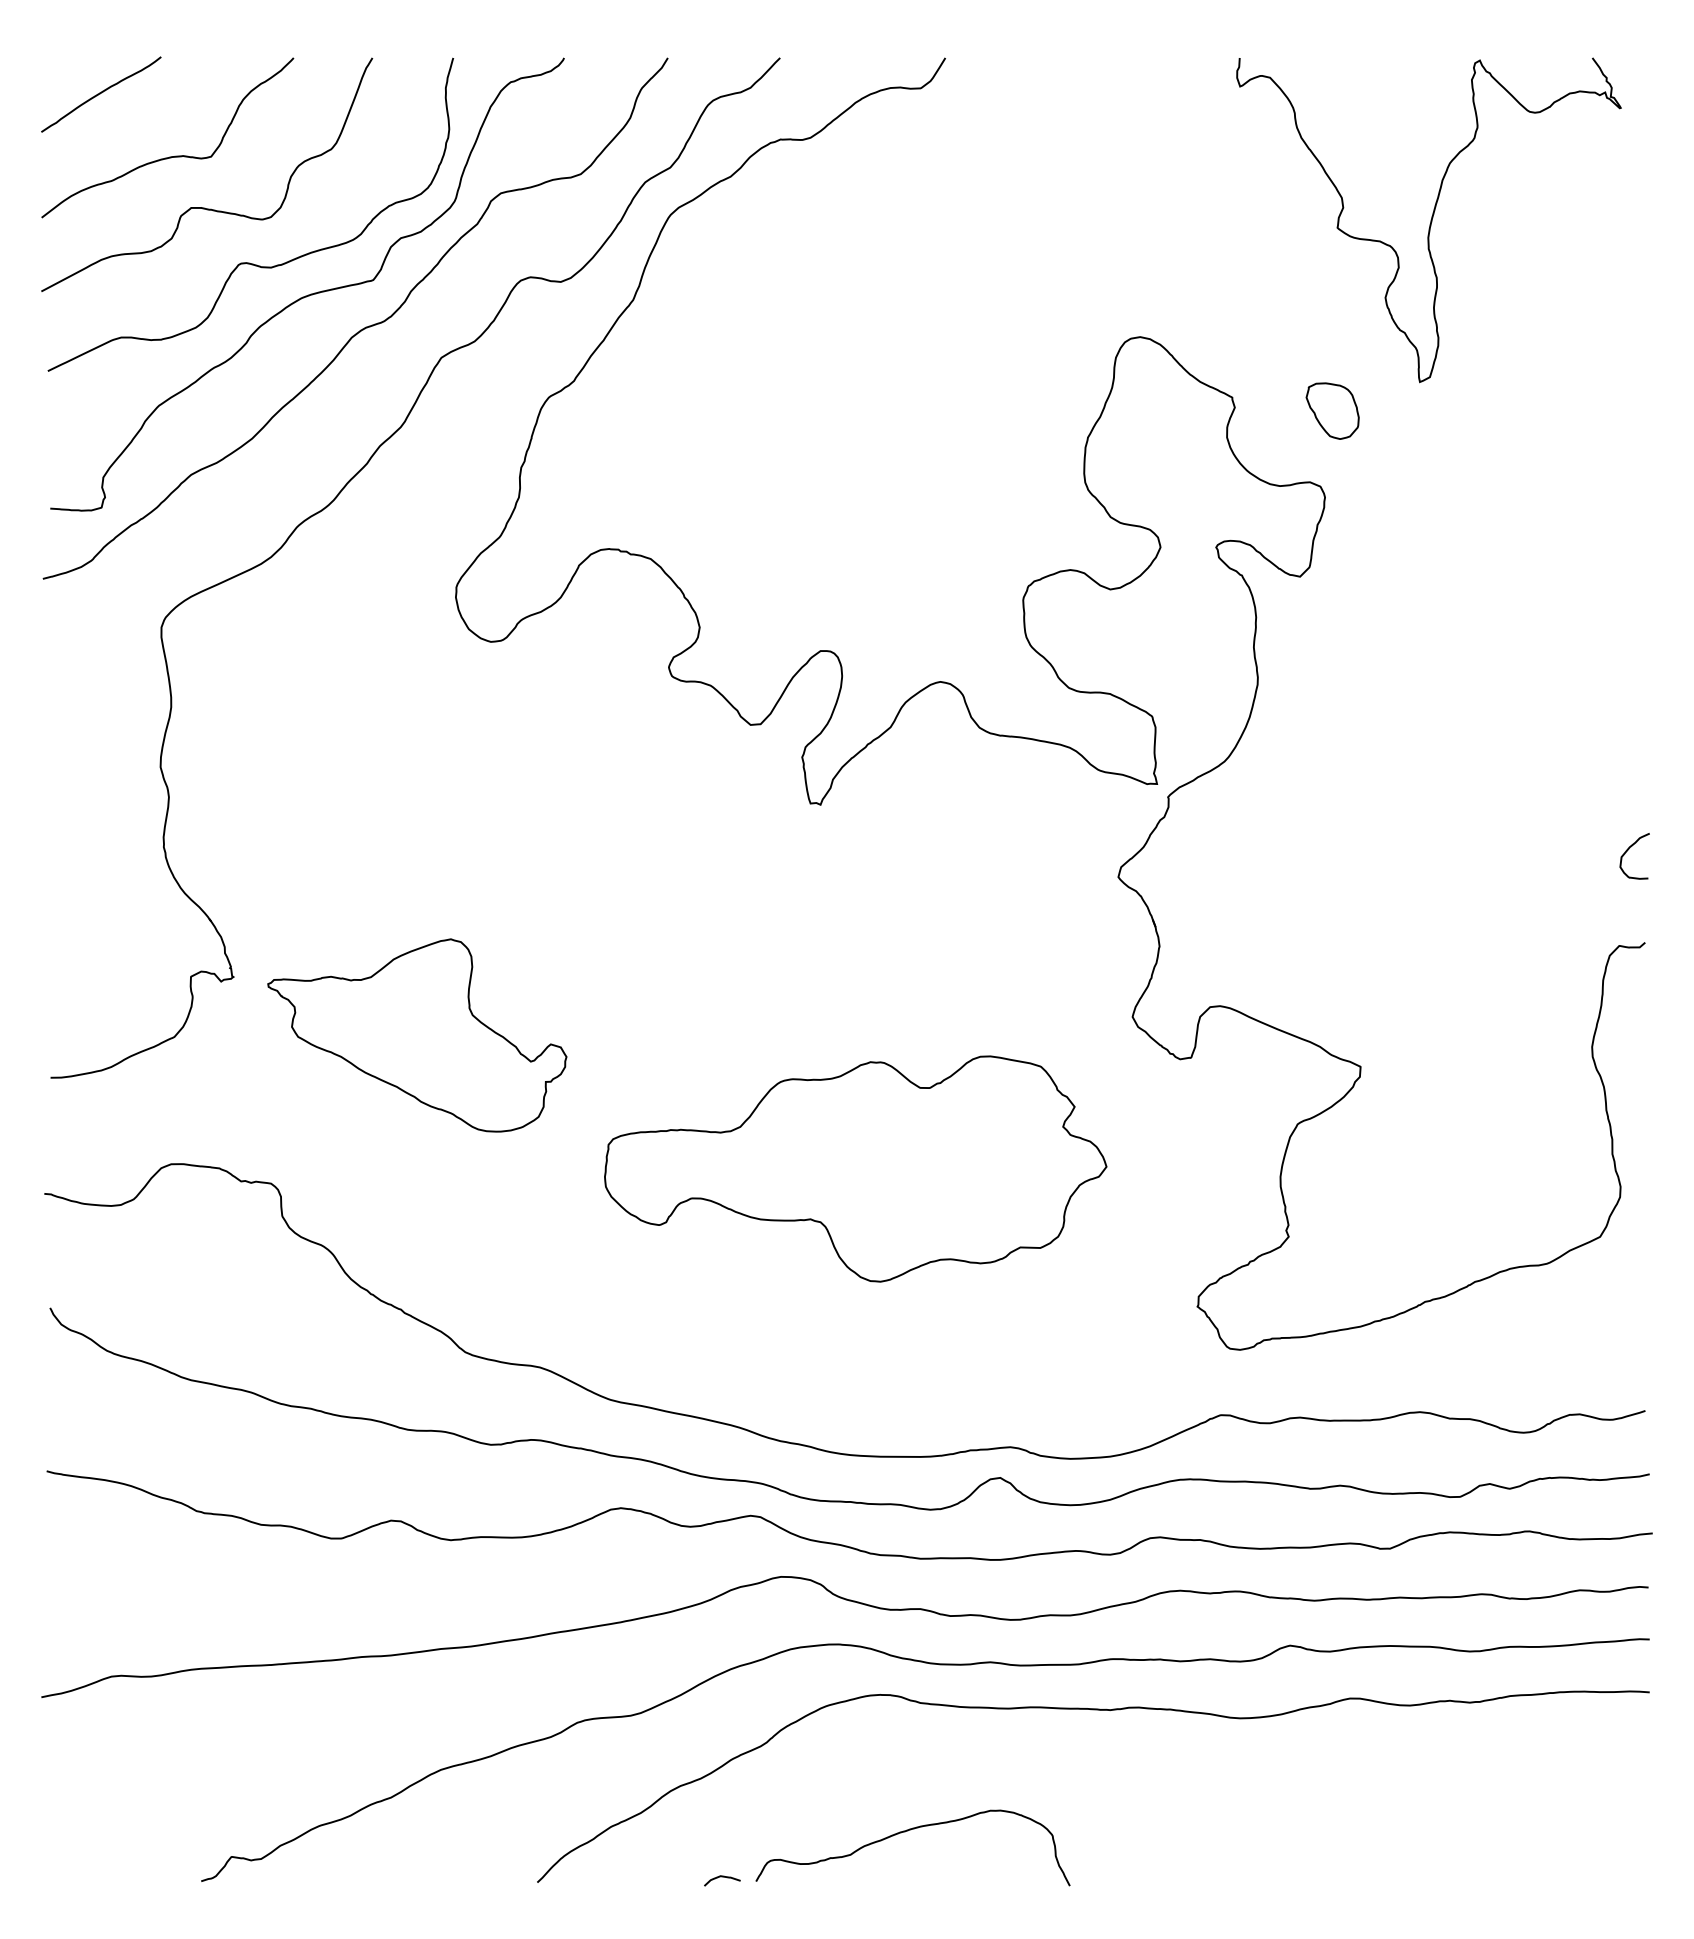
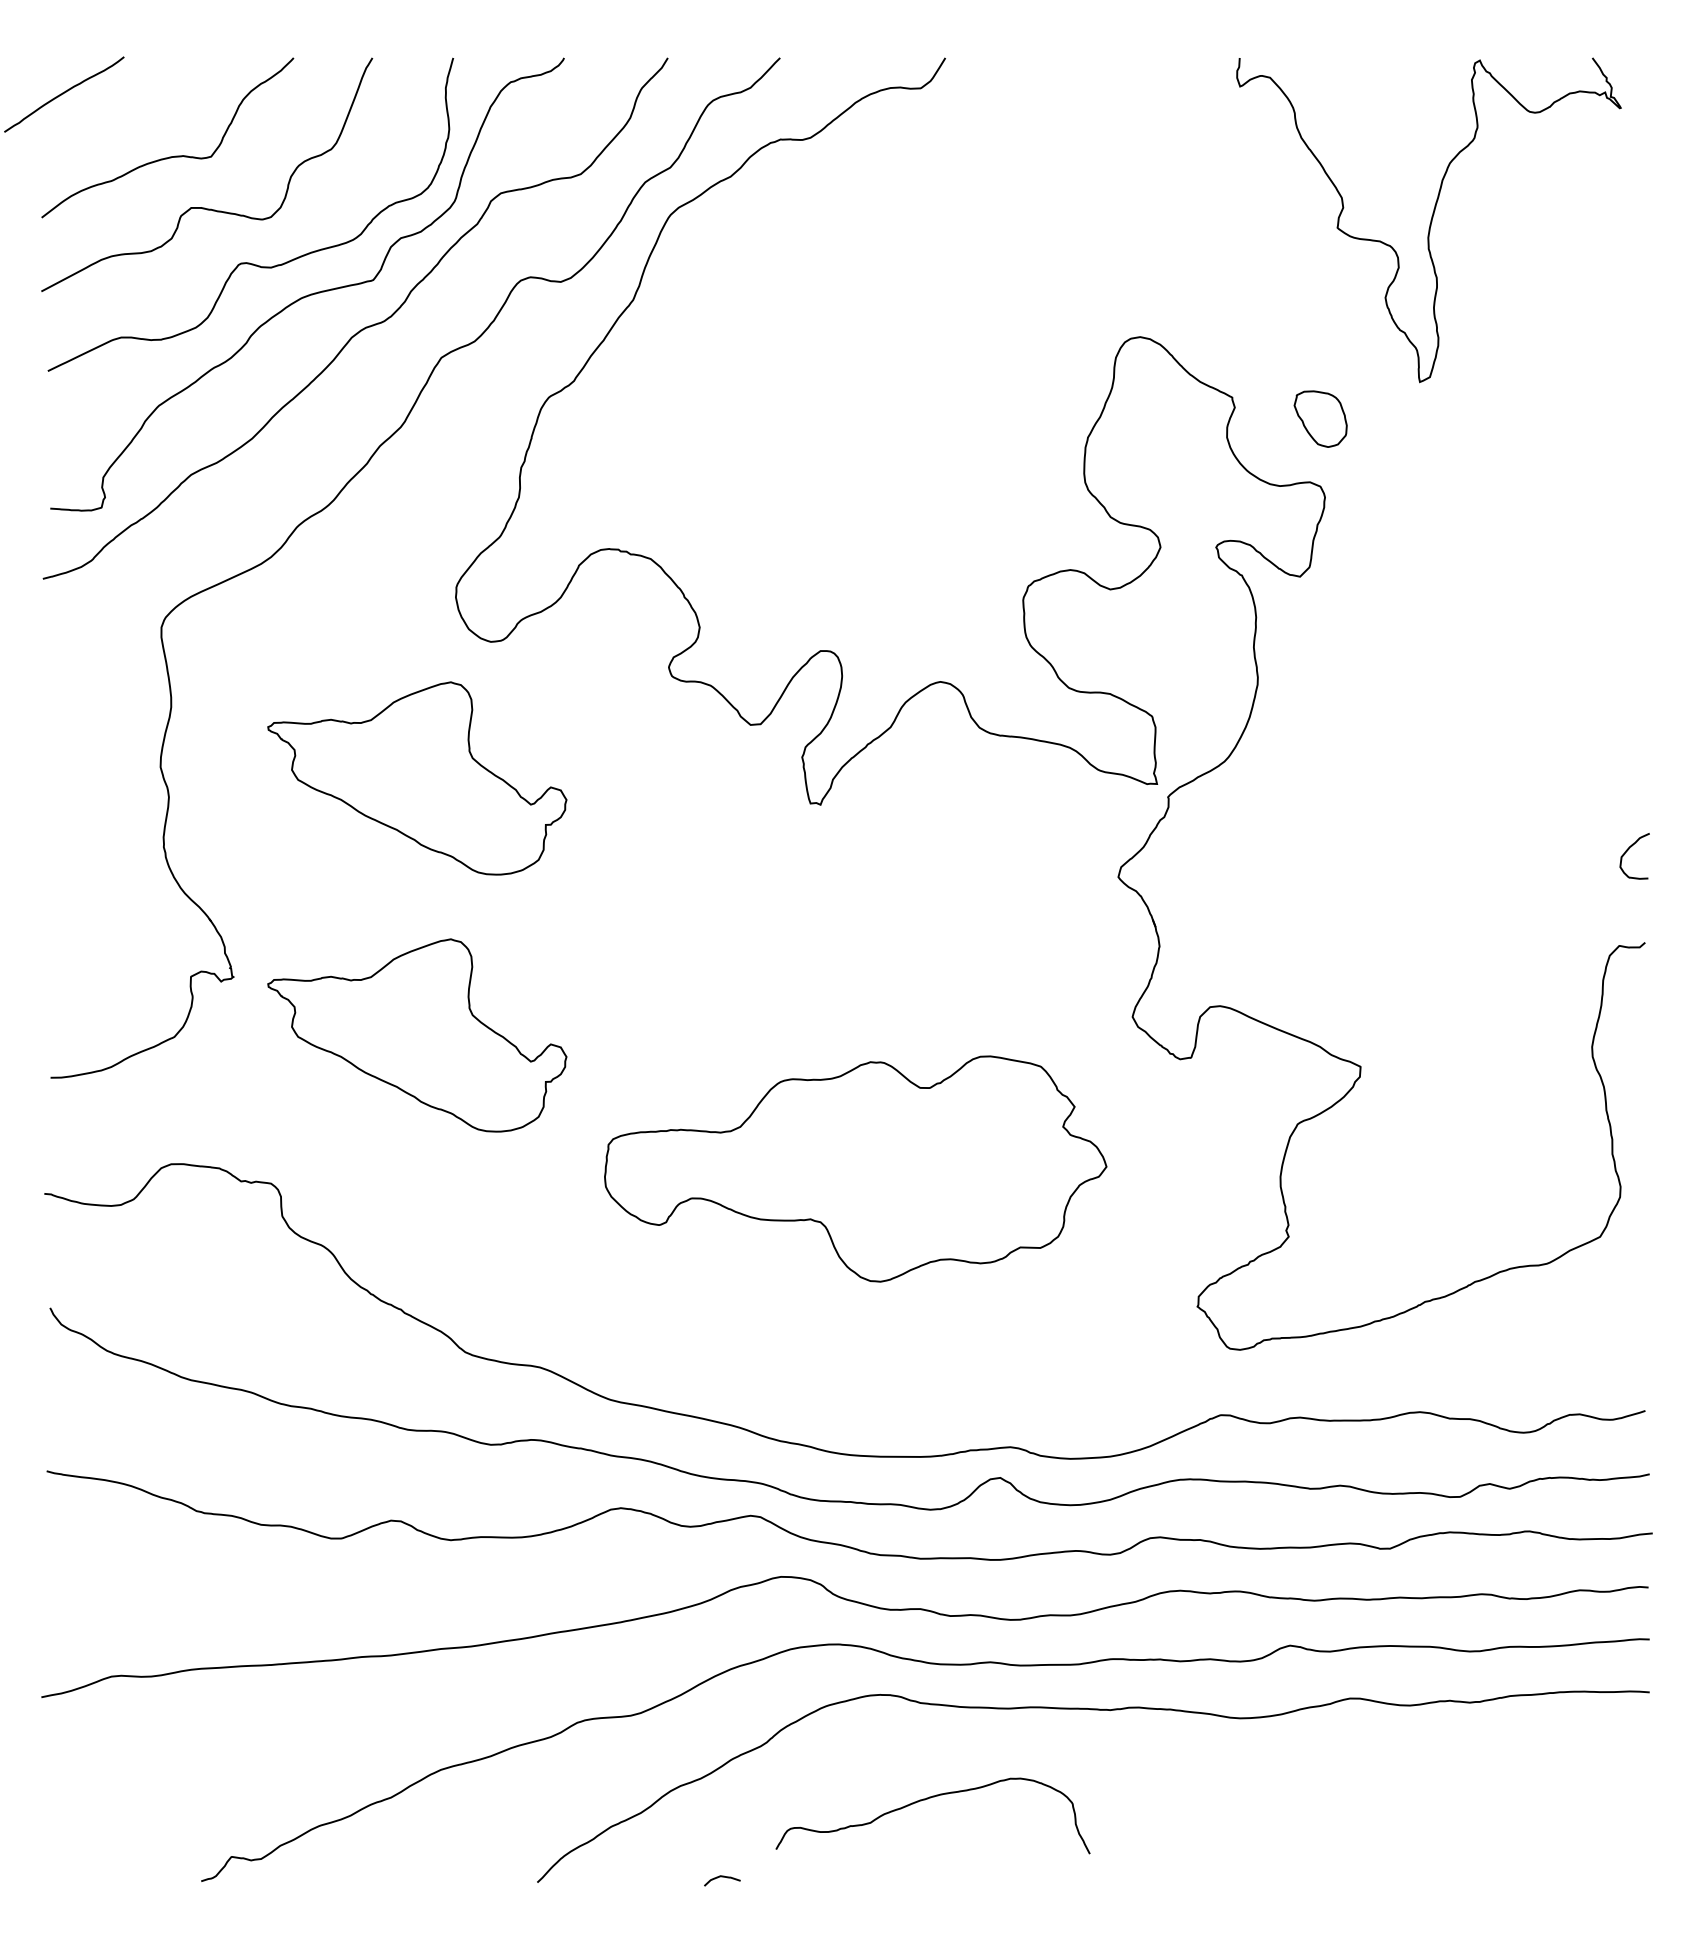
curve position: (101, 93) -> (64, 93) (64, 93)
part position: (1332, 410) -> (1320, 418) (1320, 418)
part: none -> present (417, 778)
curve position: (908, 1831) -> (928, 1799) (928, 1799)
